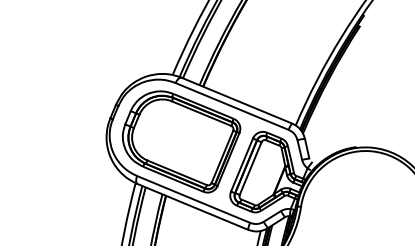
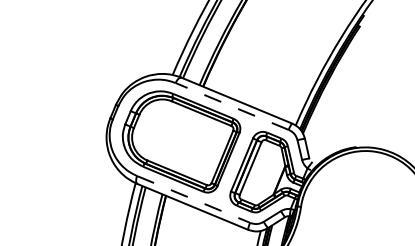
line: solid -> dashed (231, 106)
line: solid -> dashed (194, 199)
